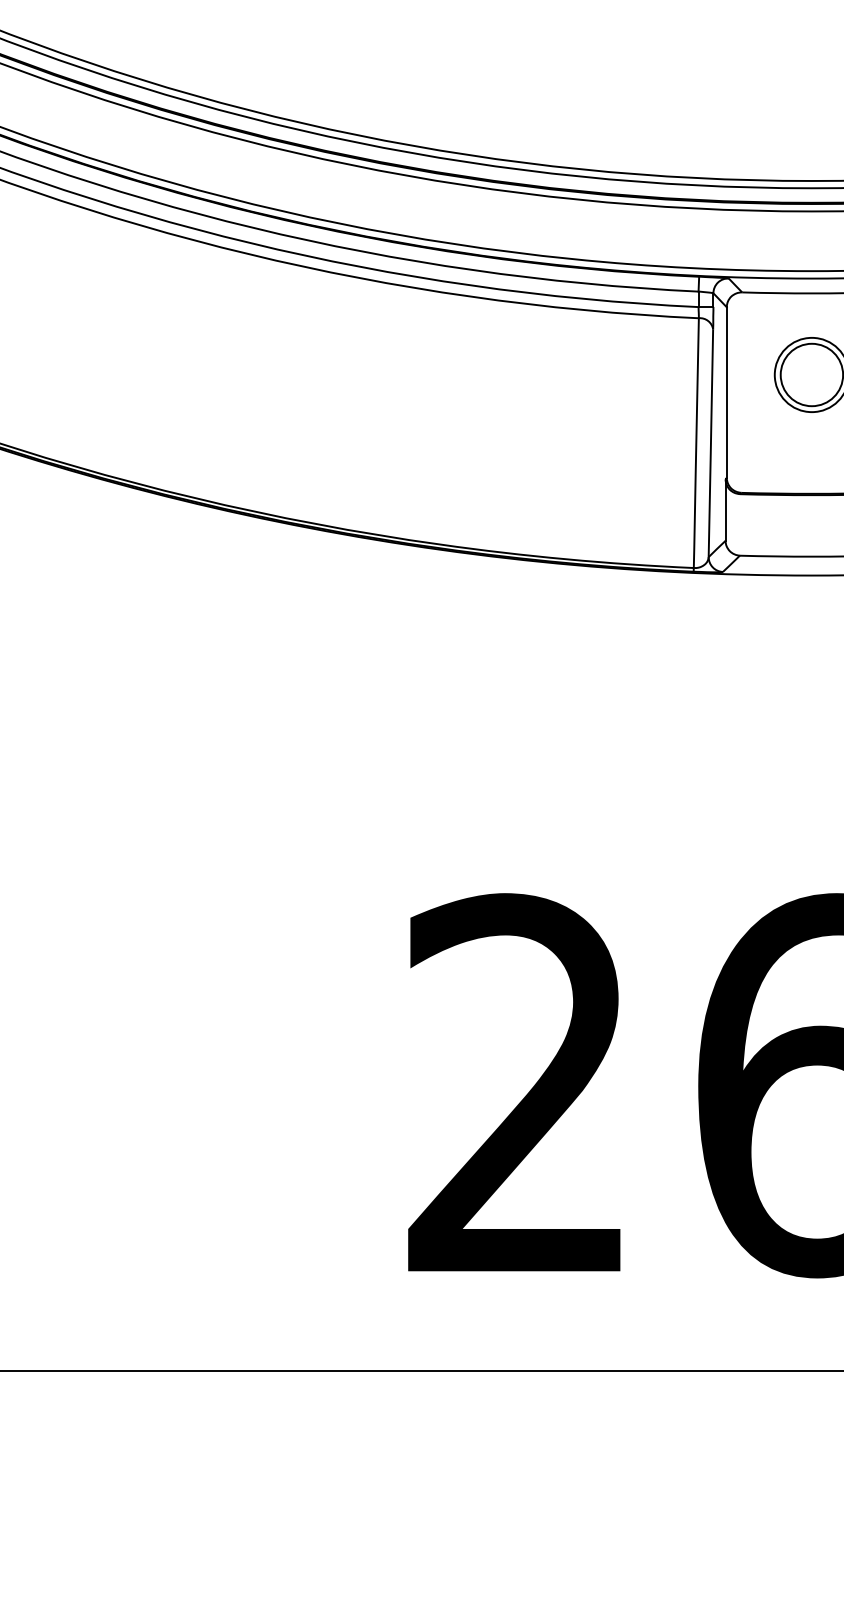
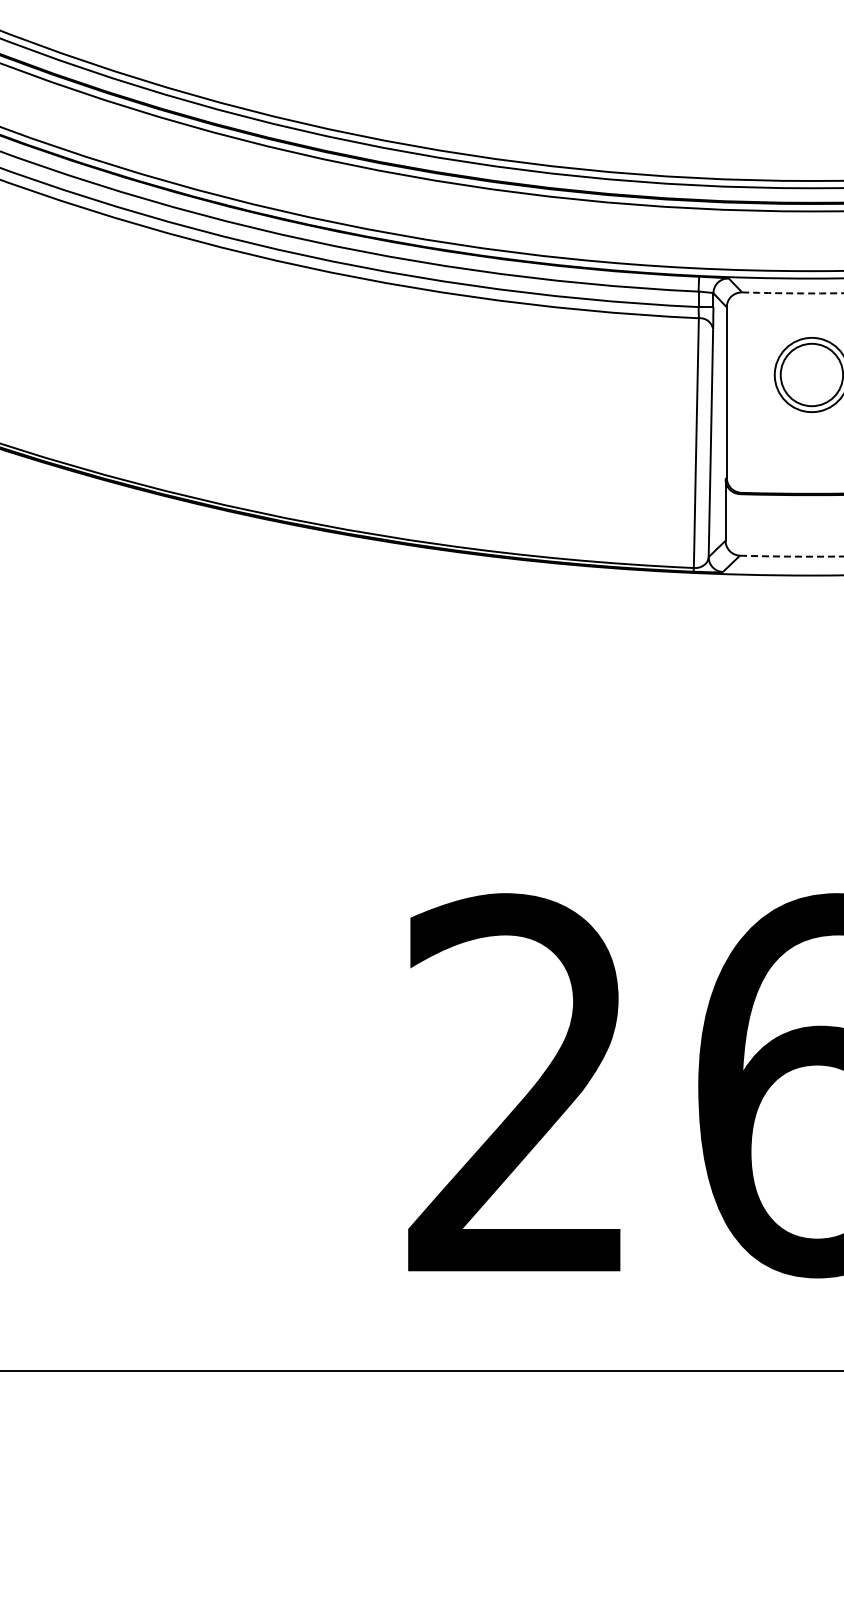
arc: solid -> dashed (792, 293)
arc: solid -> dashed (791, 556)
